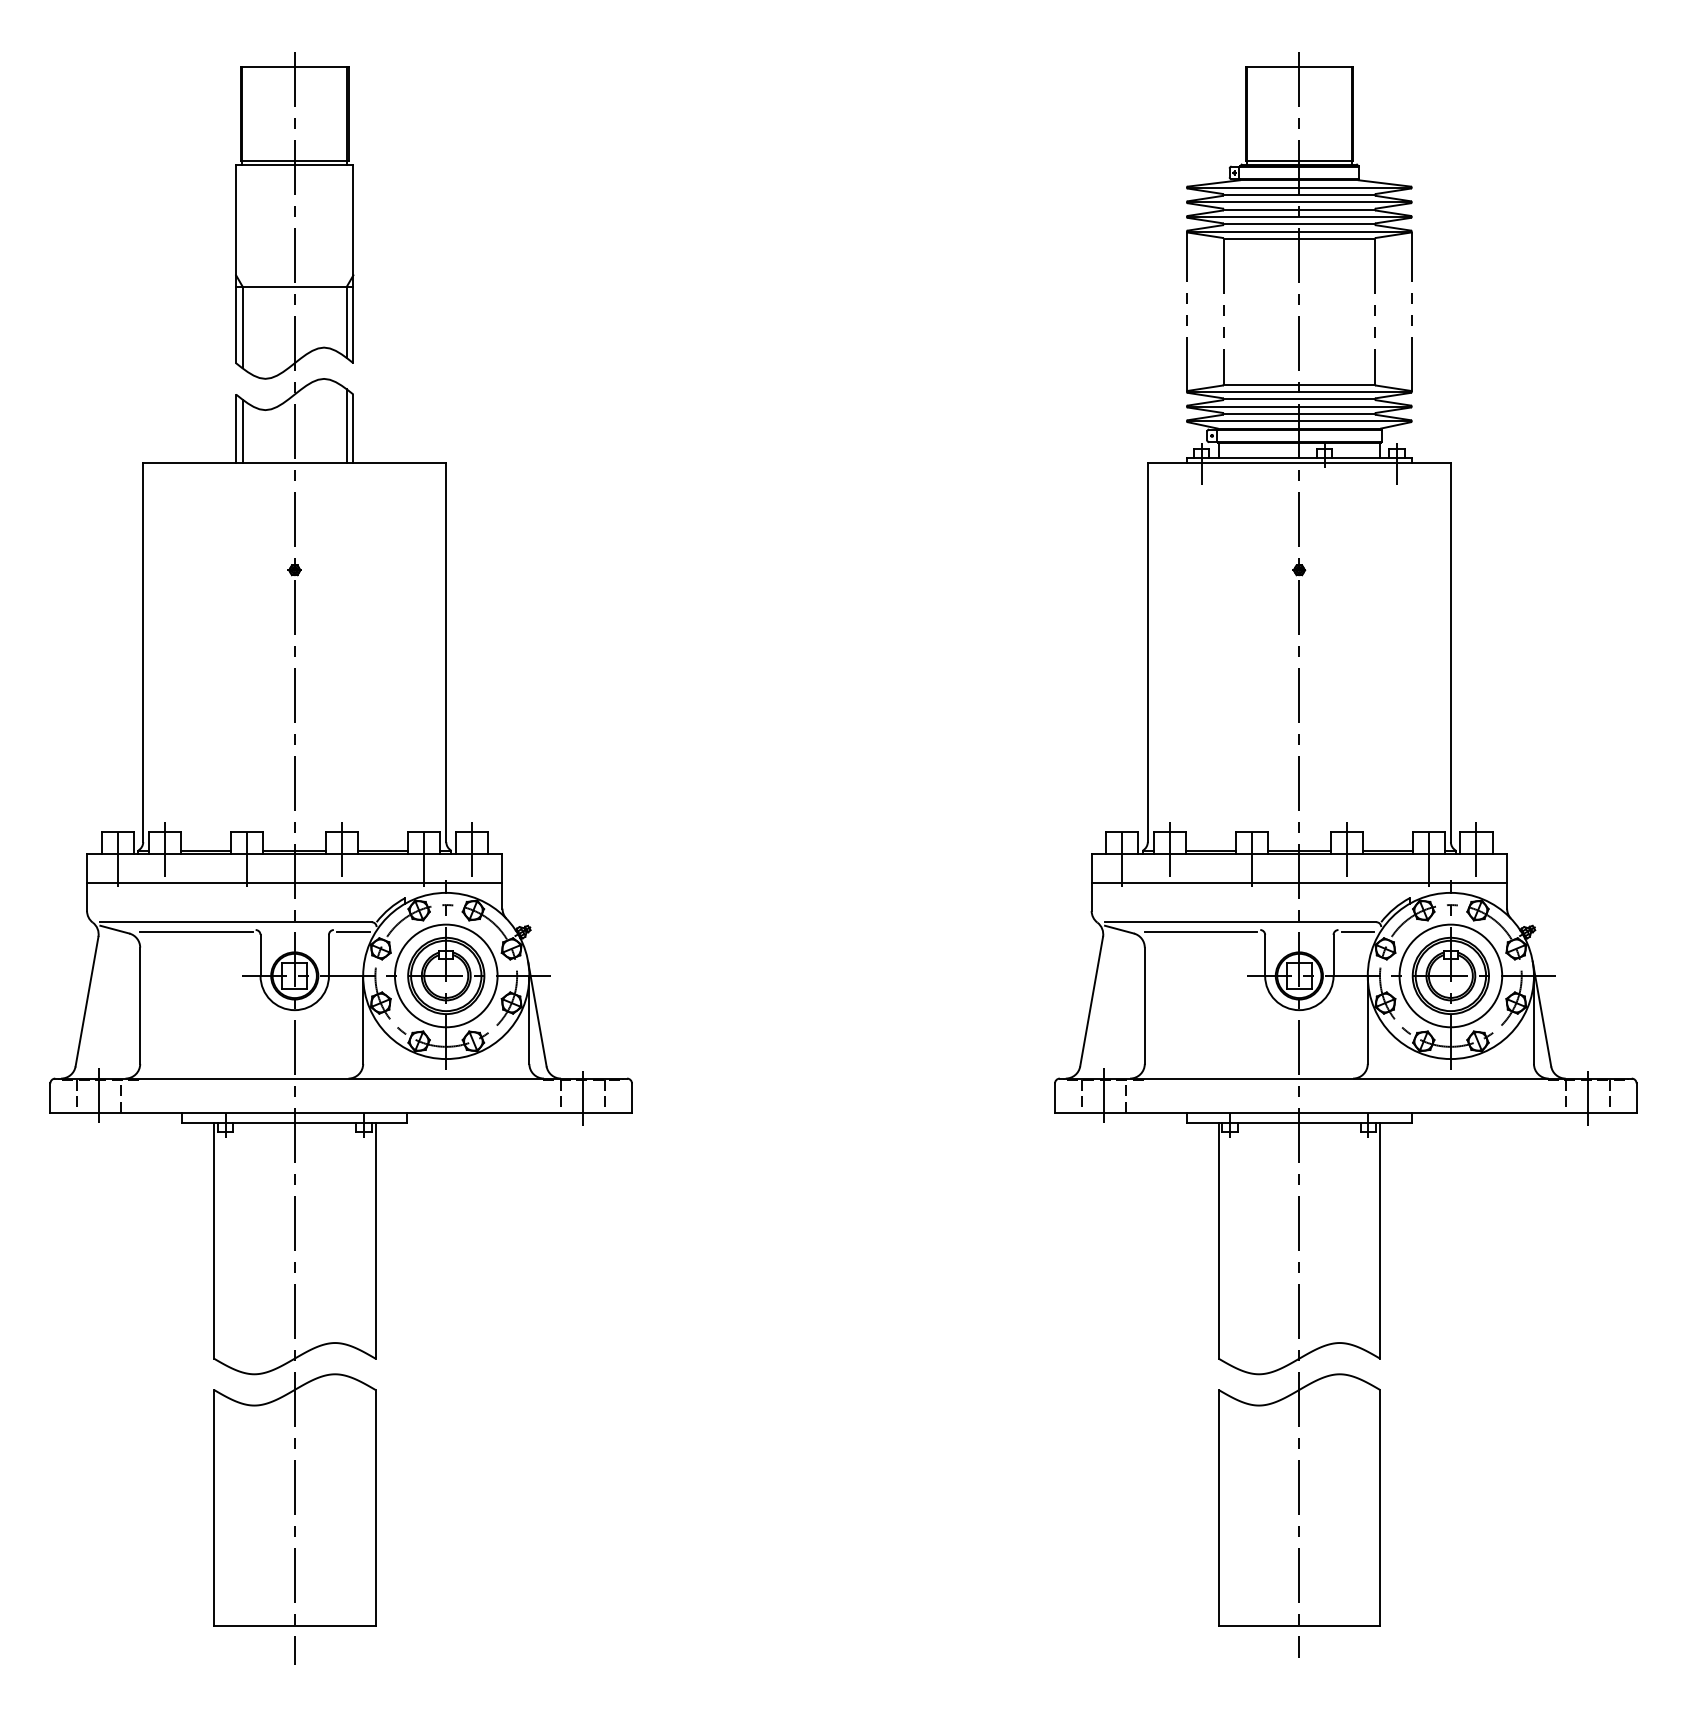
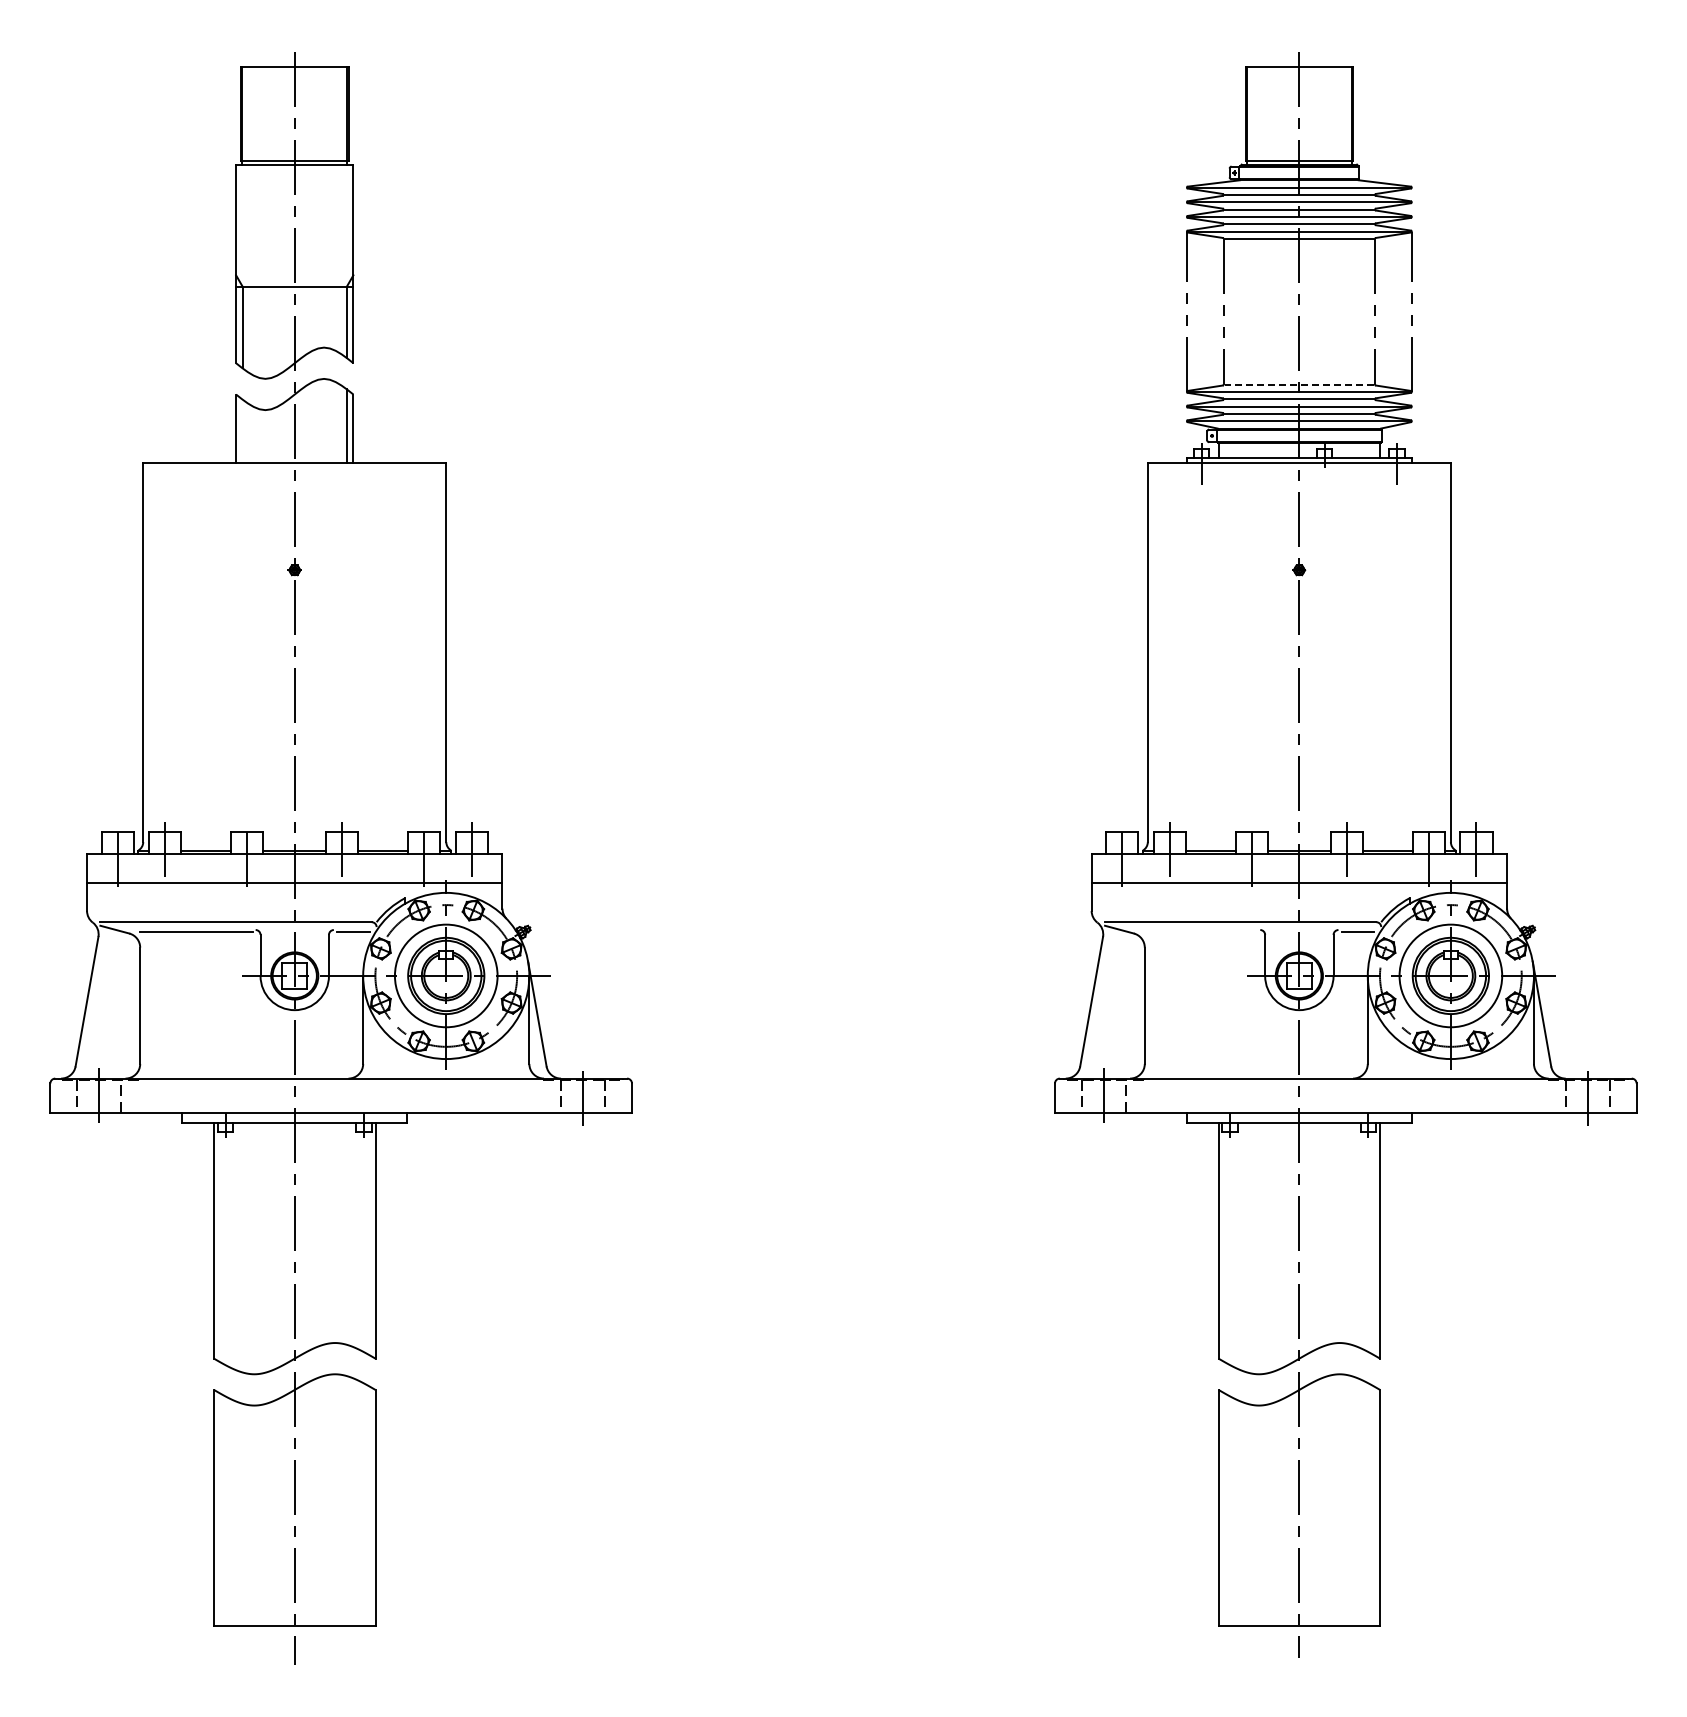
line: solid -> dashed (1299, 384)
line: present -> none (242, 430)
line: present -> none (1200, 932)
